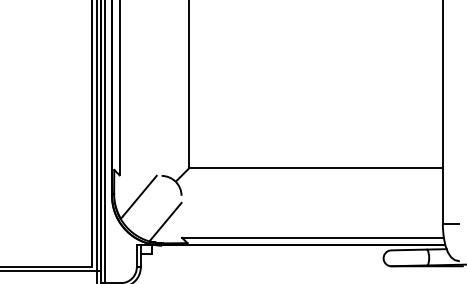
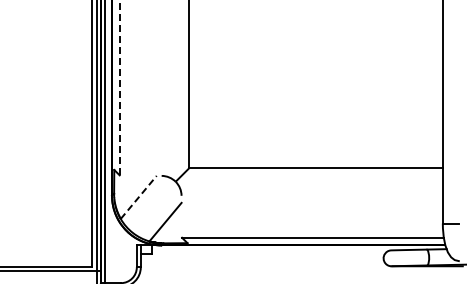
line: solid -> dashed (119, 87)
line: solid -> dashed (139, 197)
